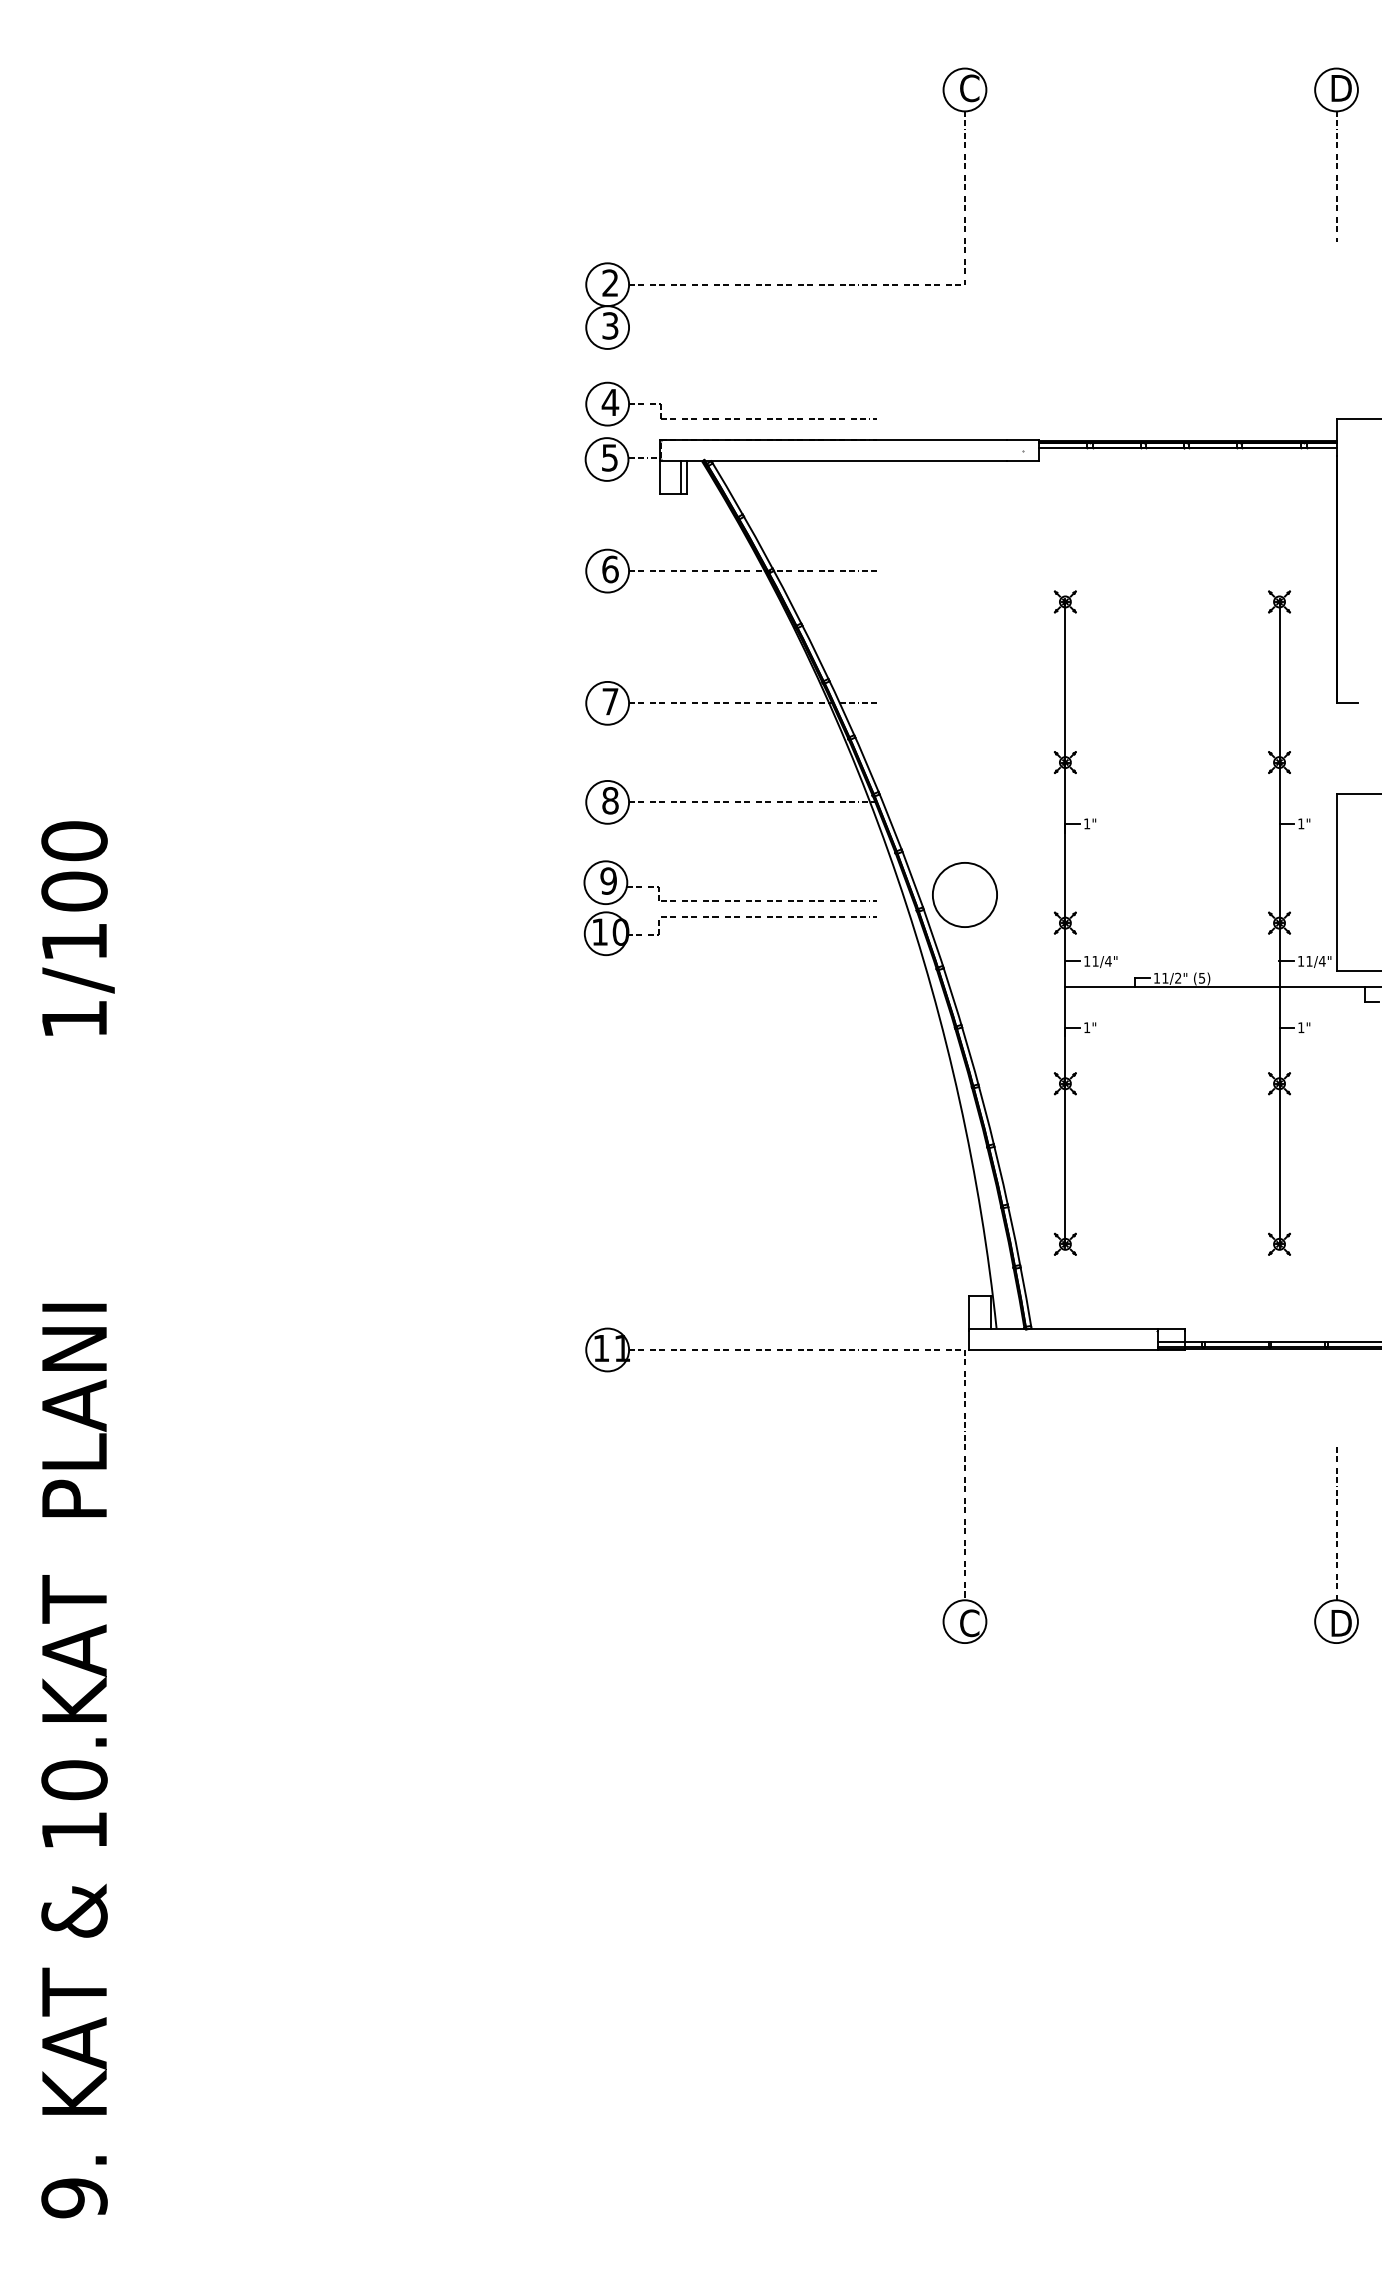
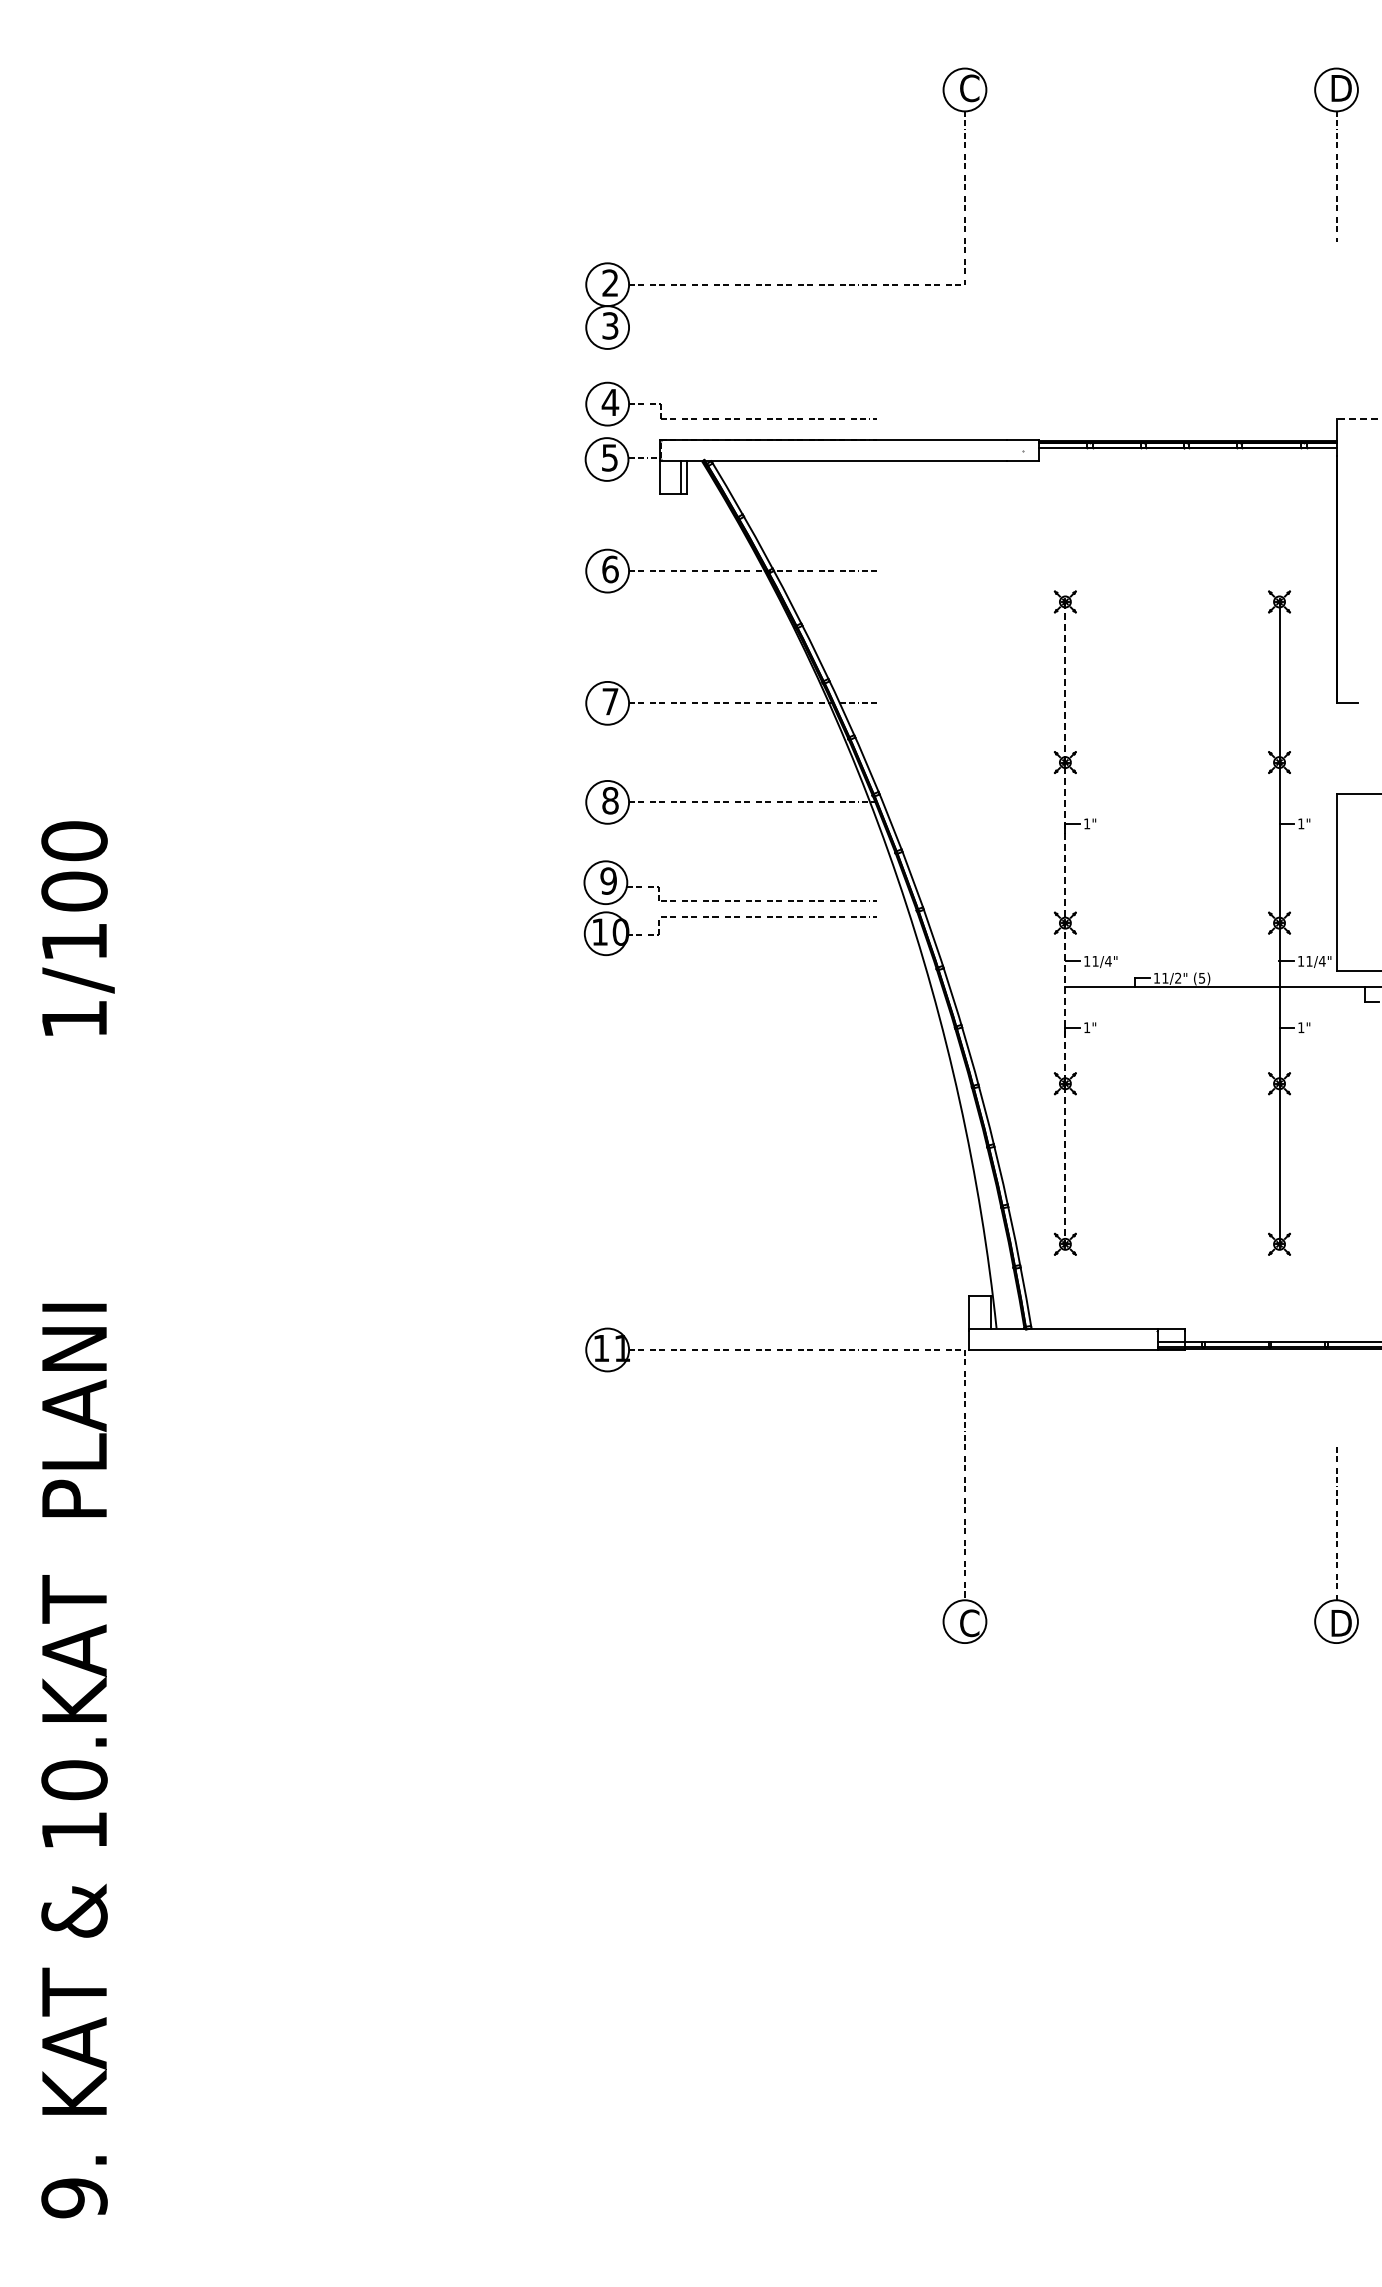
line: solid -> dashed (1358, 418)
circle: present -> none (964, 894)
line: solid -> dashed (1065, 923)
